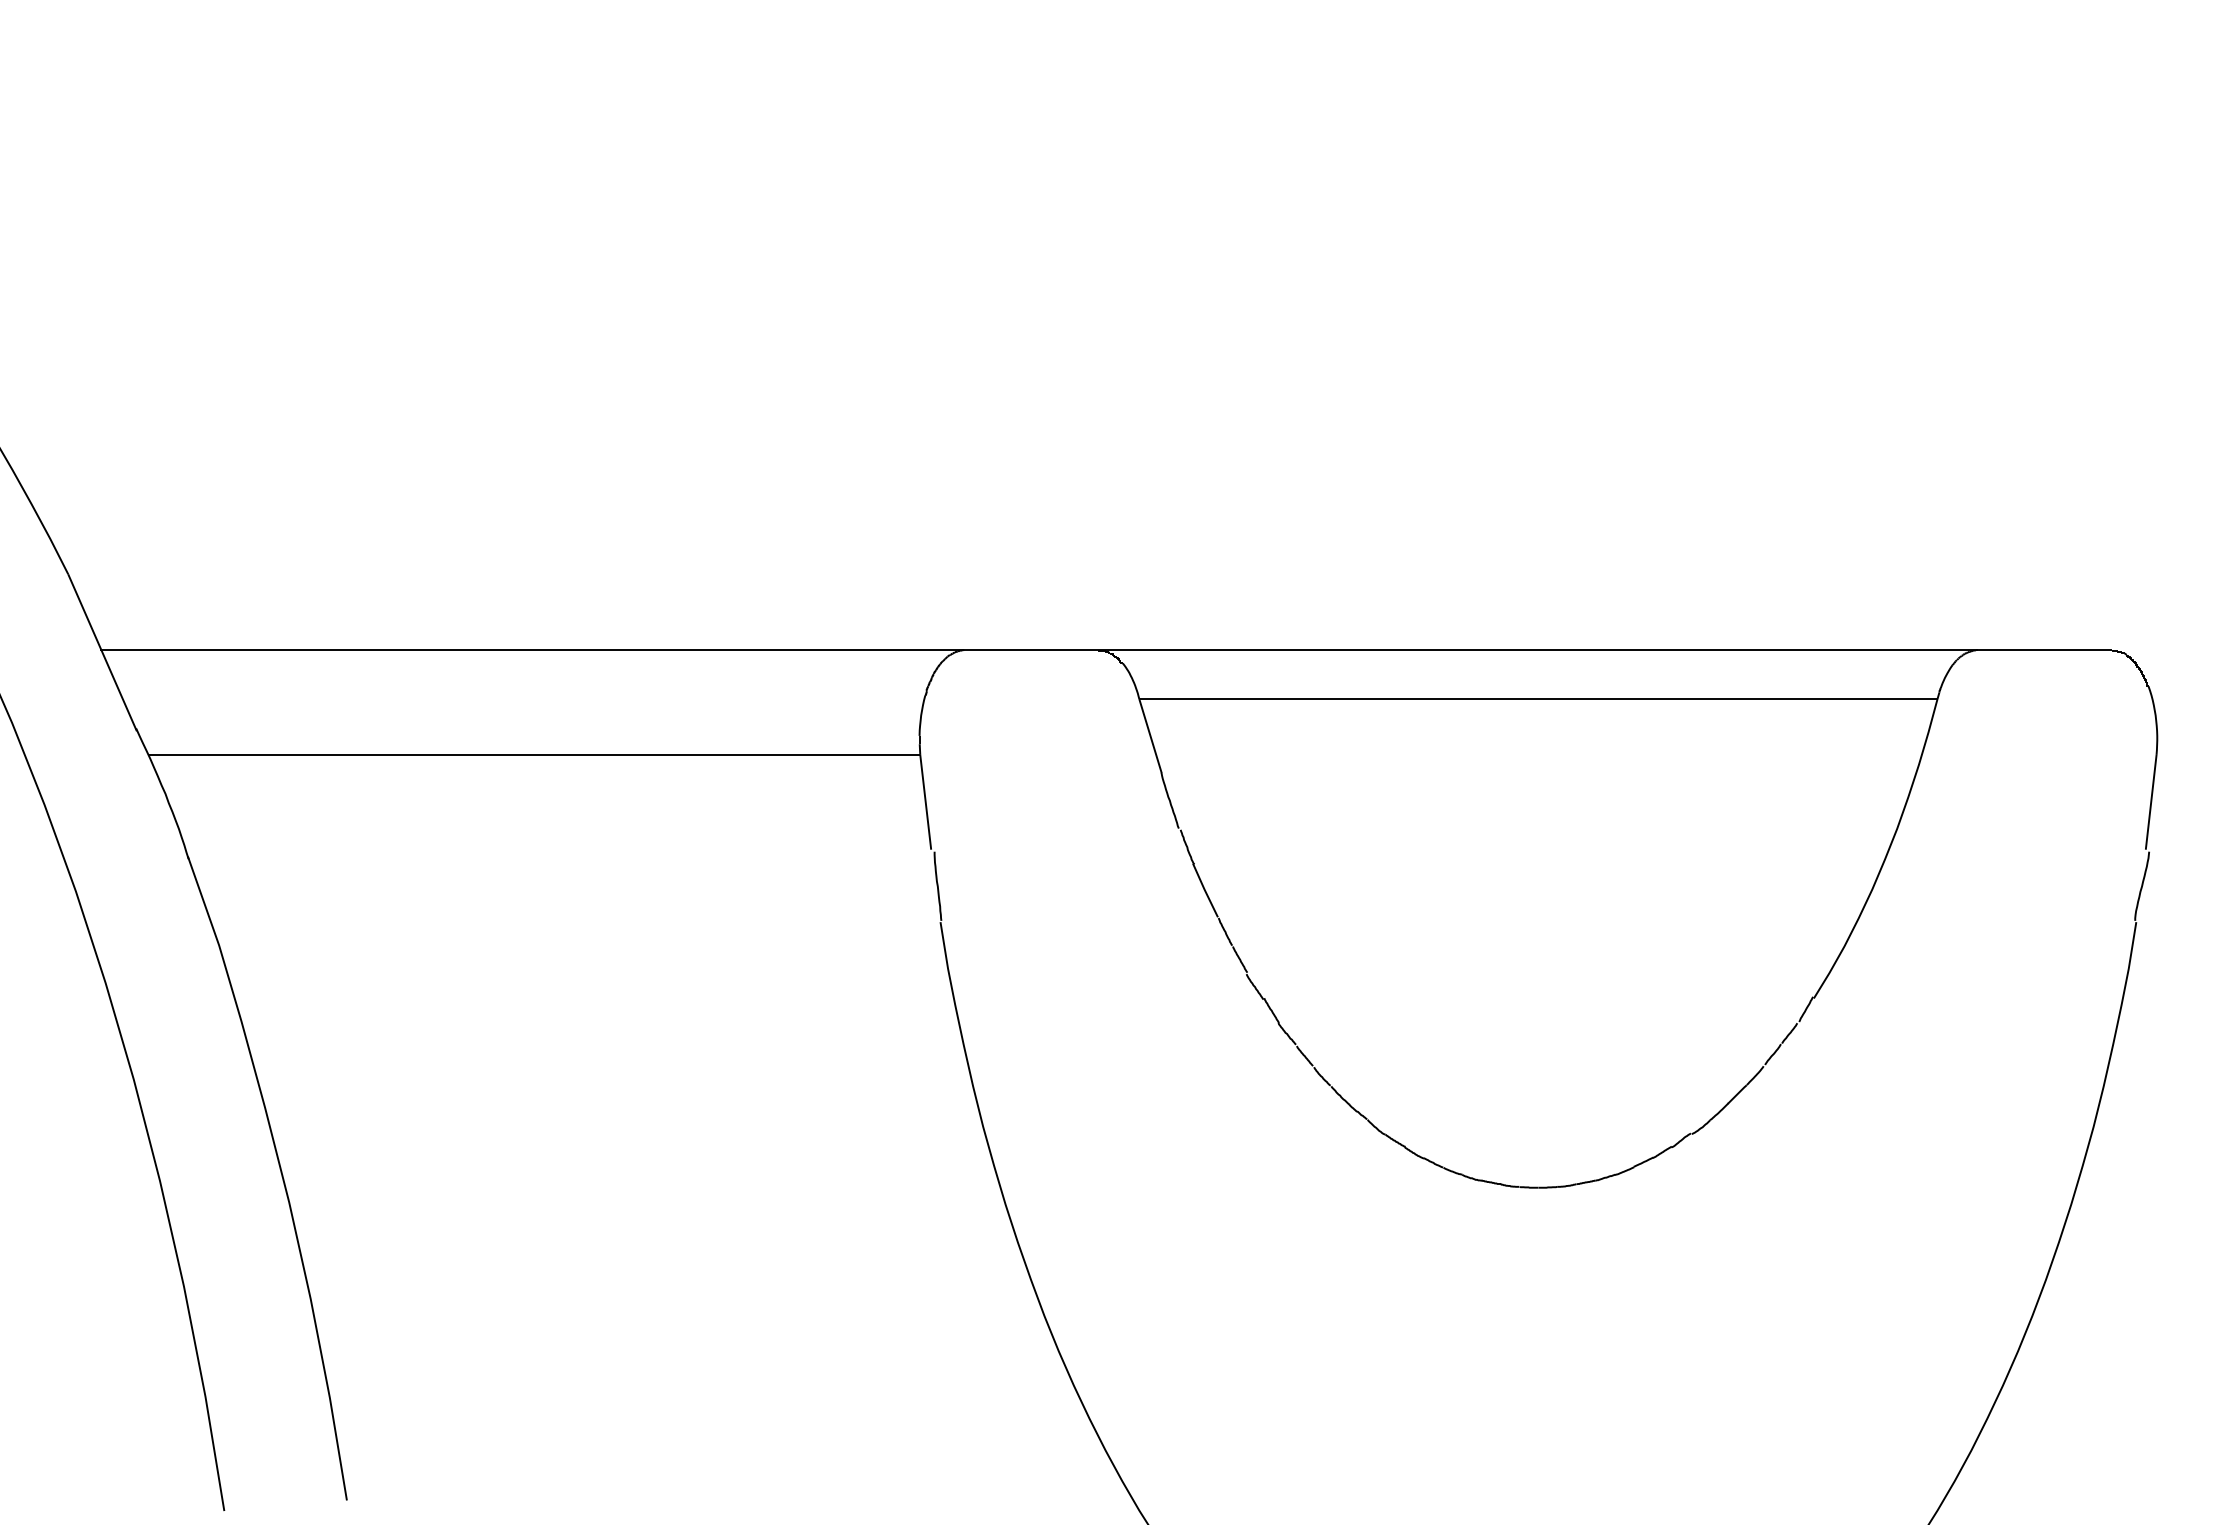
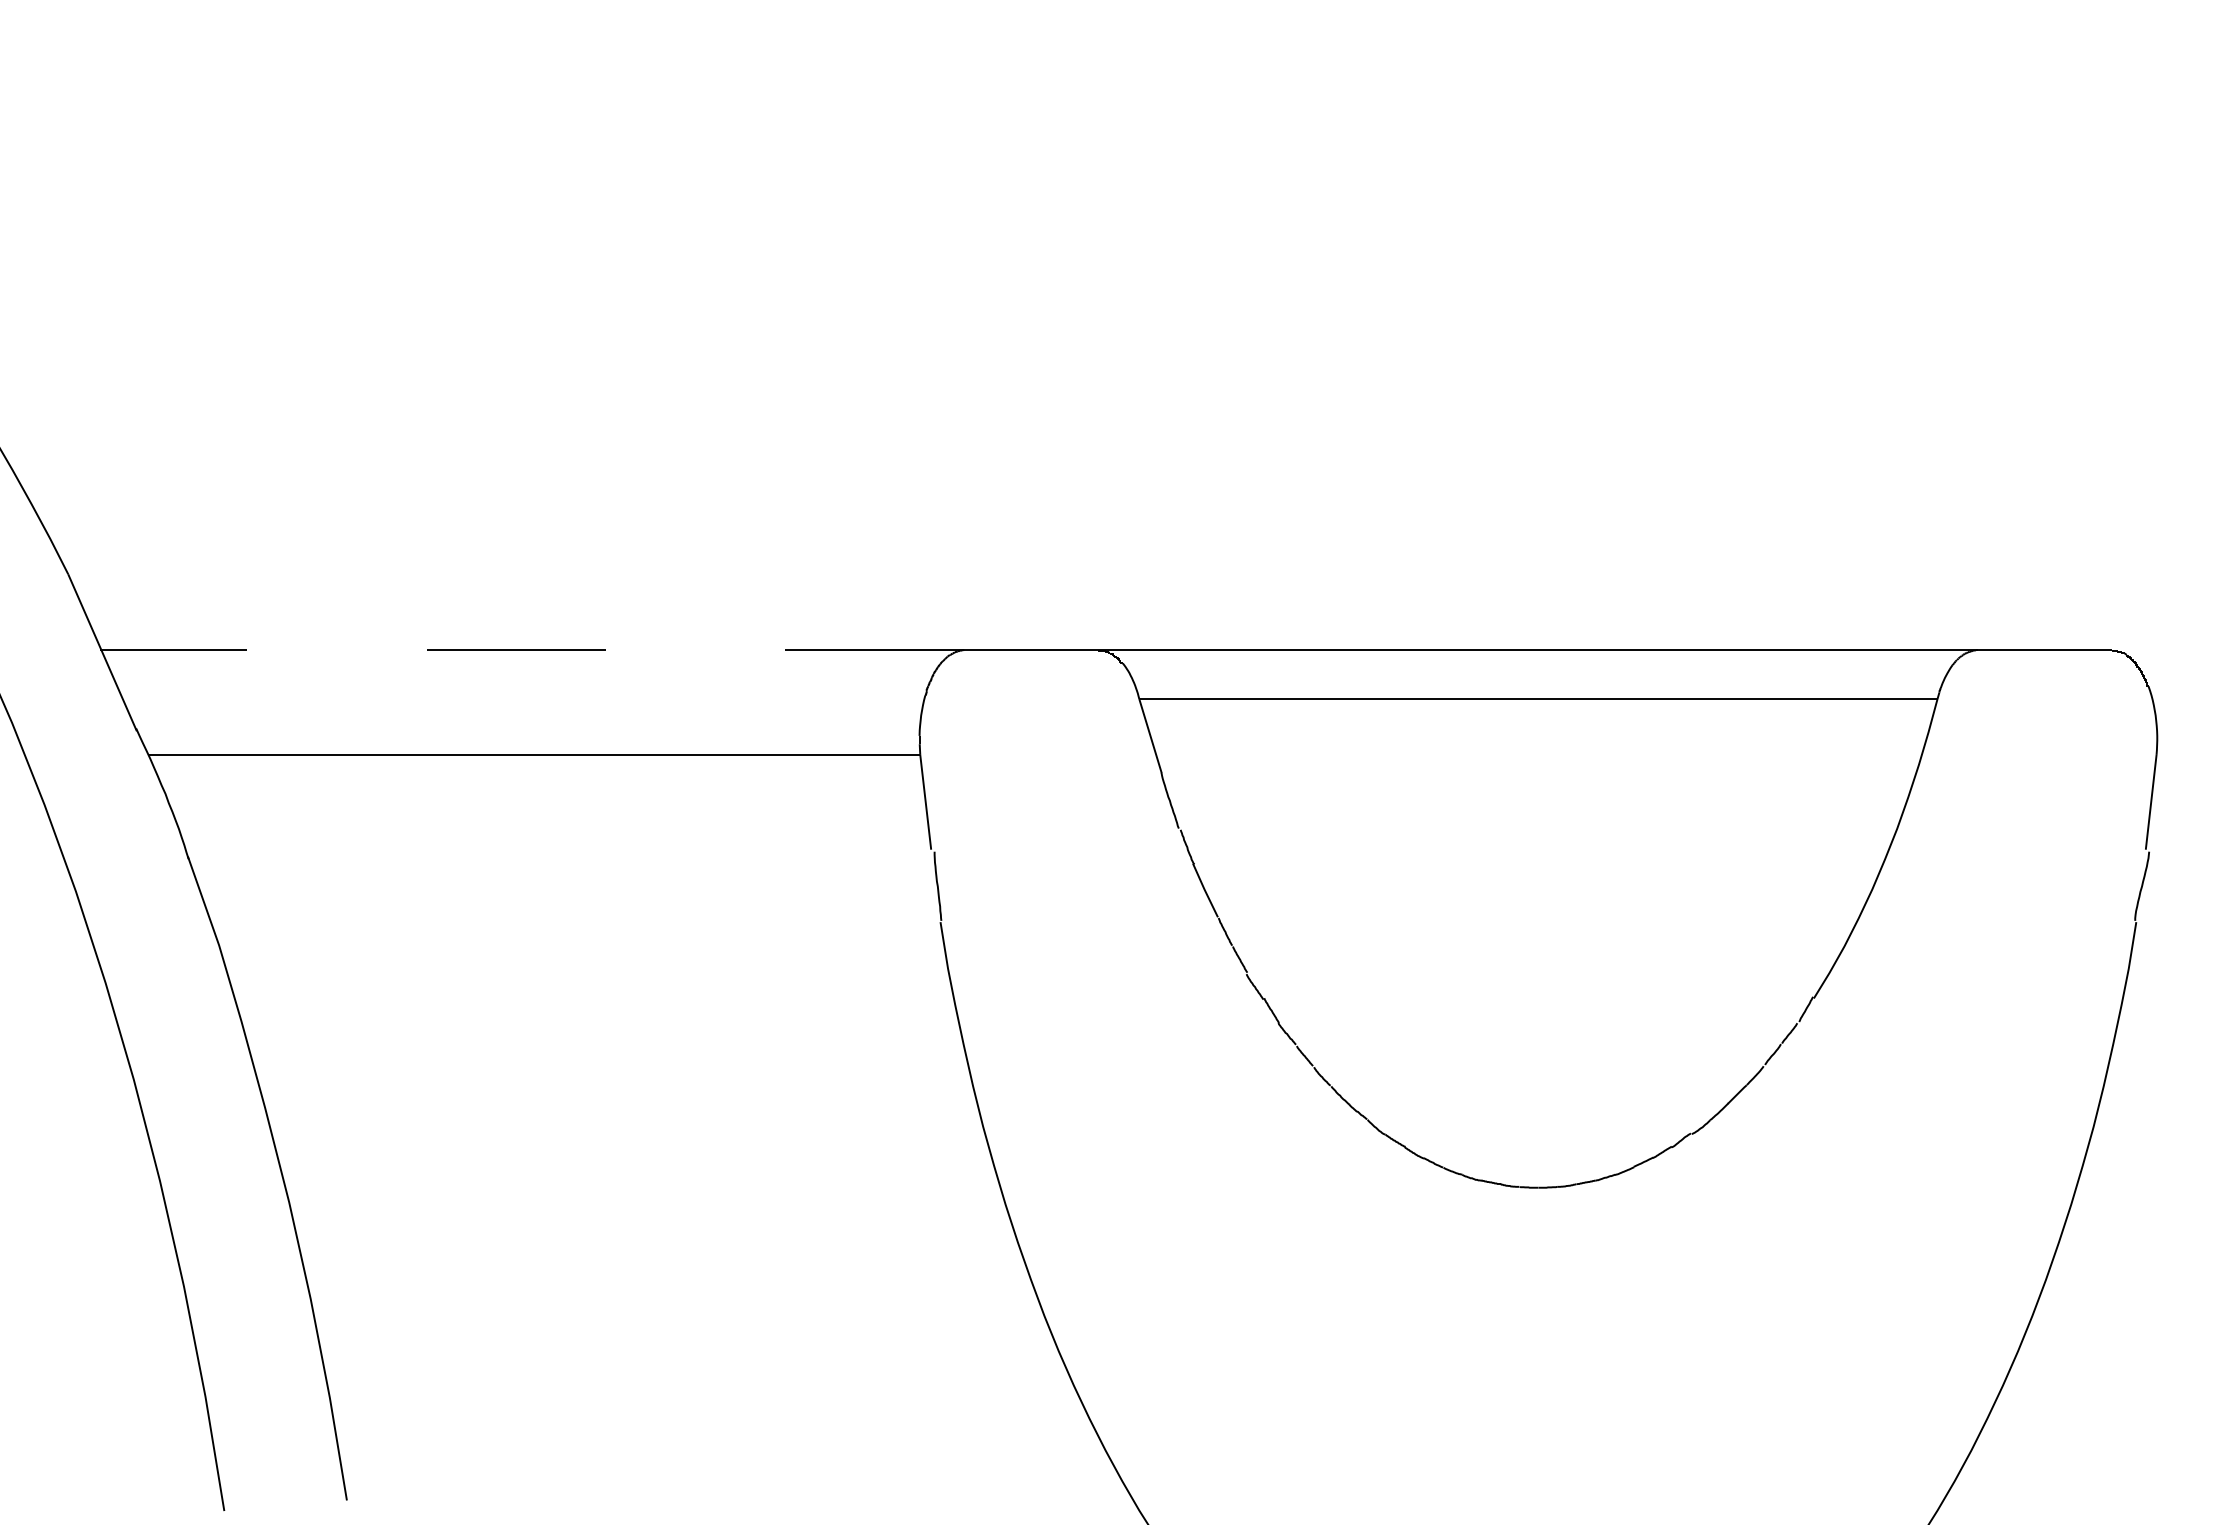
line: solid -> dashed (531, 650)
